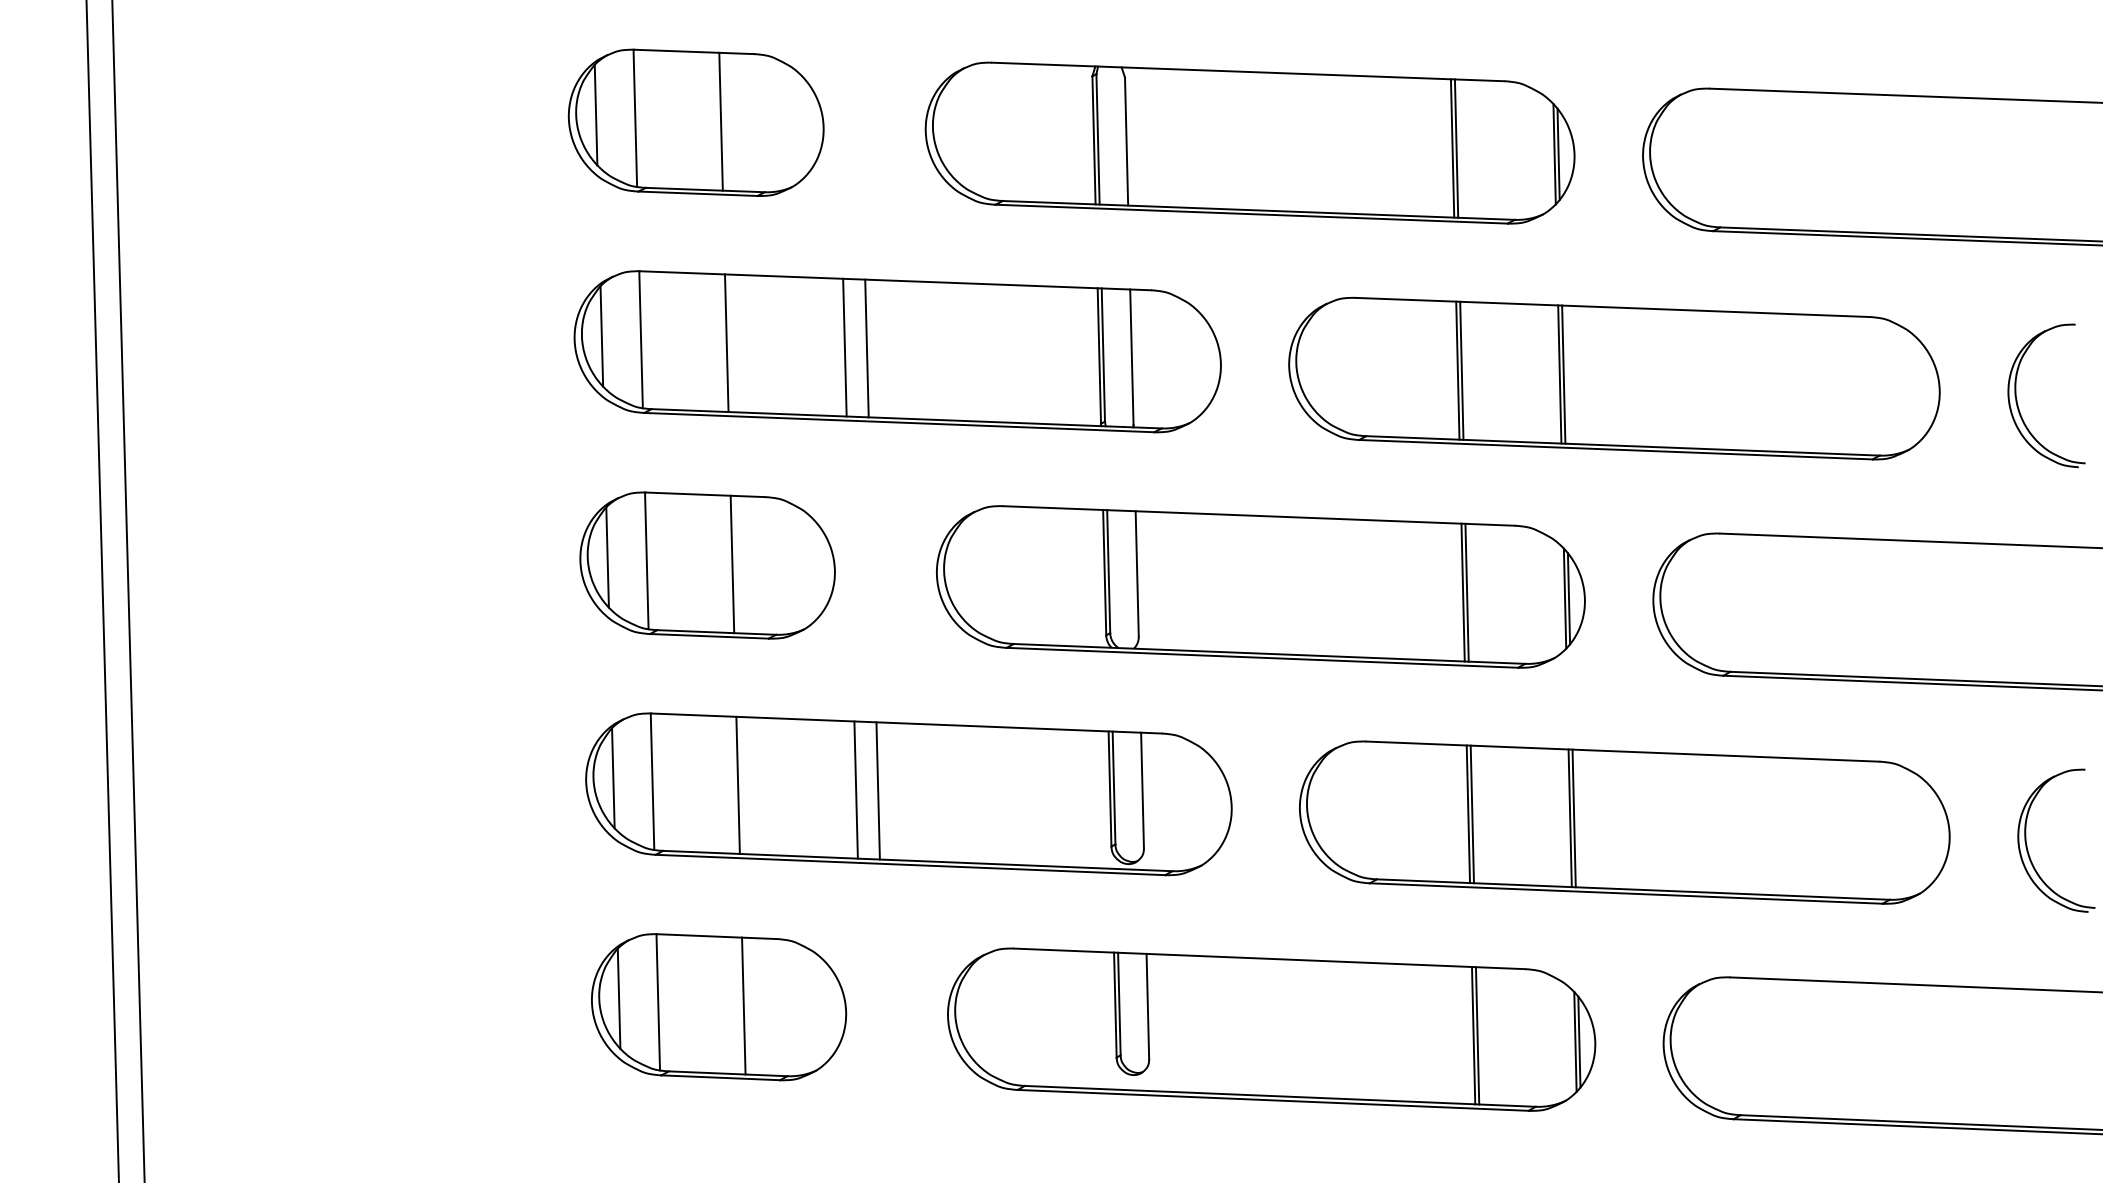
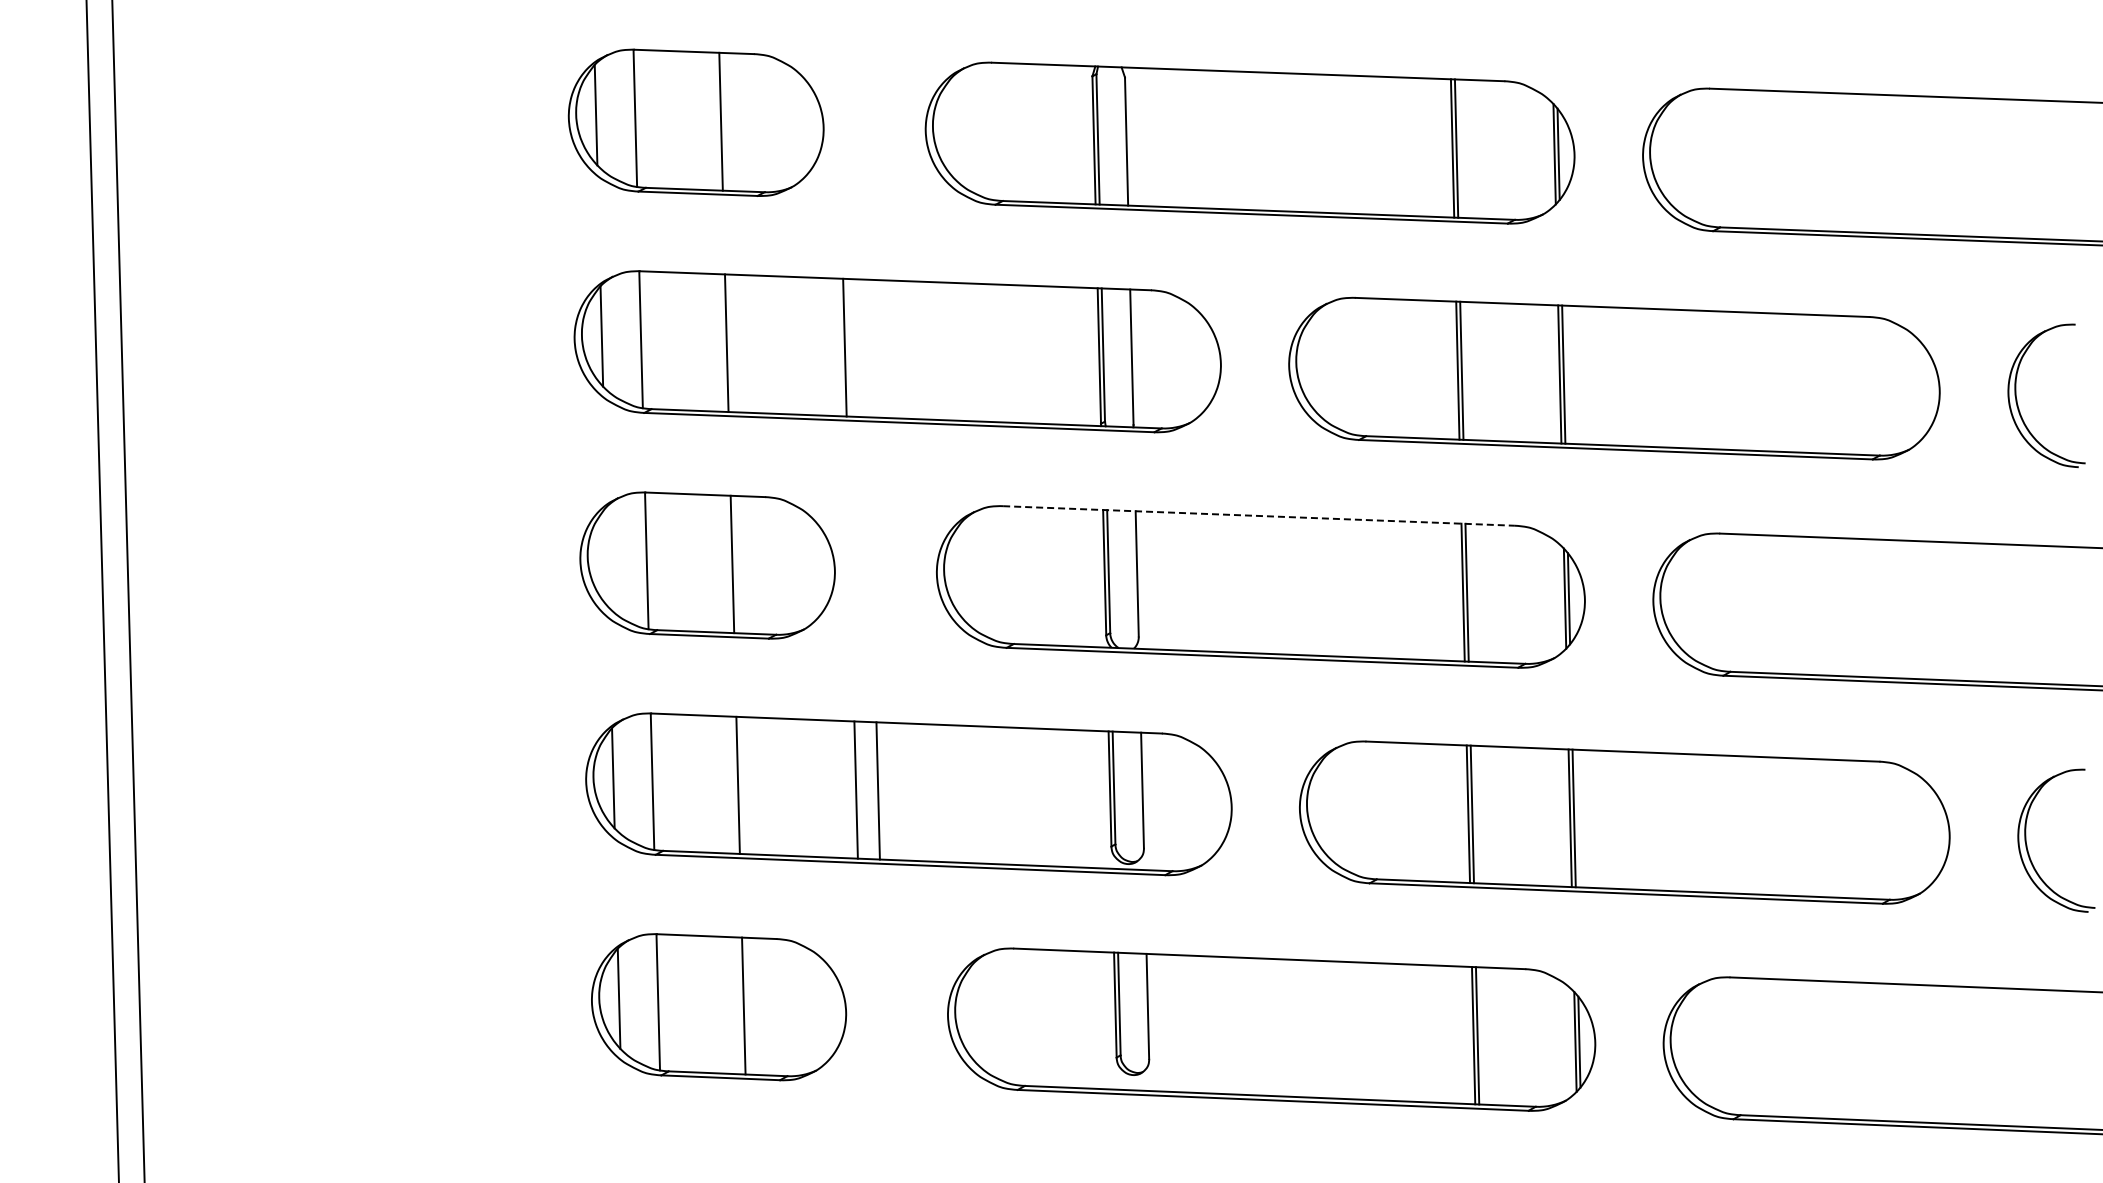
line: present -> none (866, 348)
line: solid -> dashed (1259, 515)
line: present -> none (607, 557)
